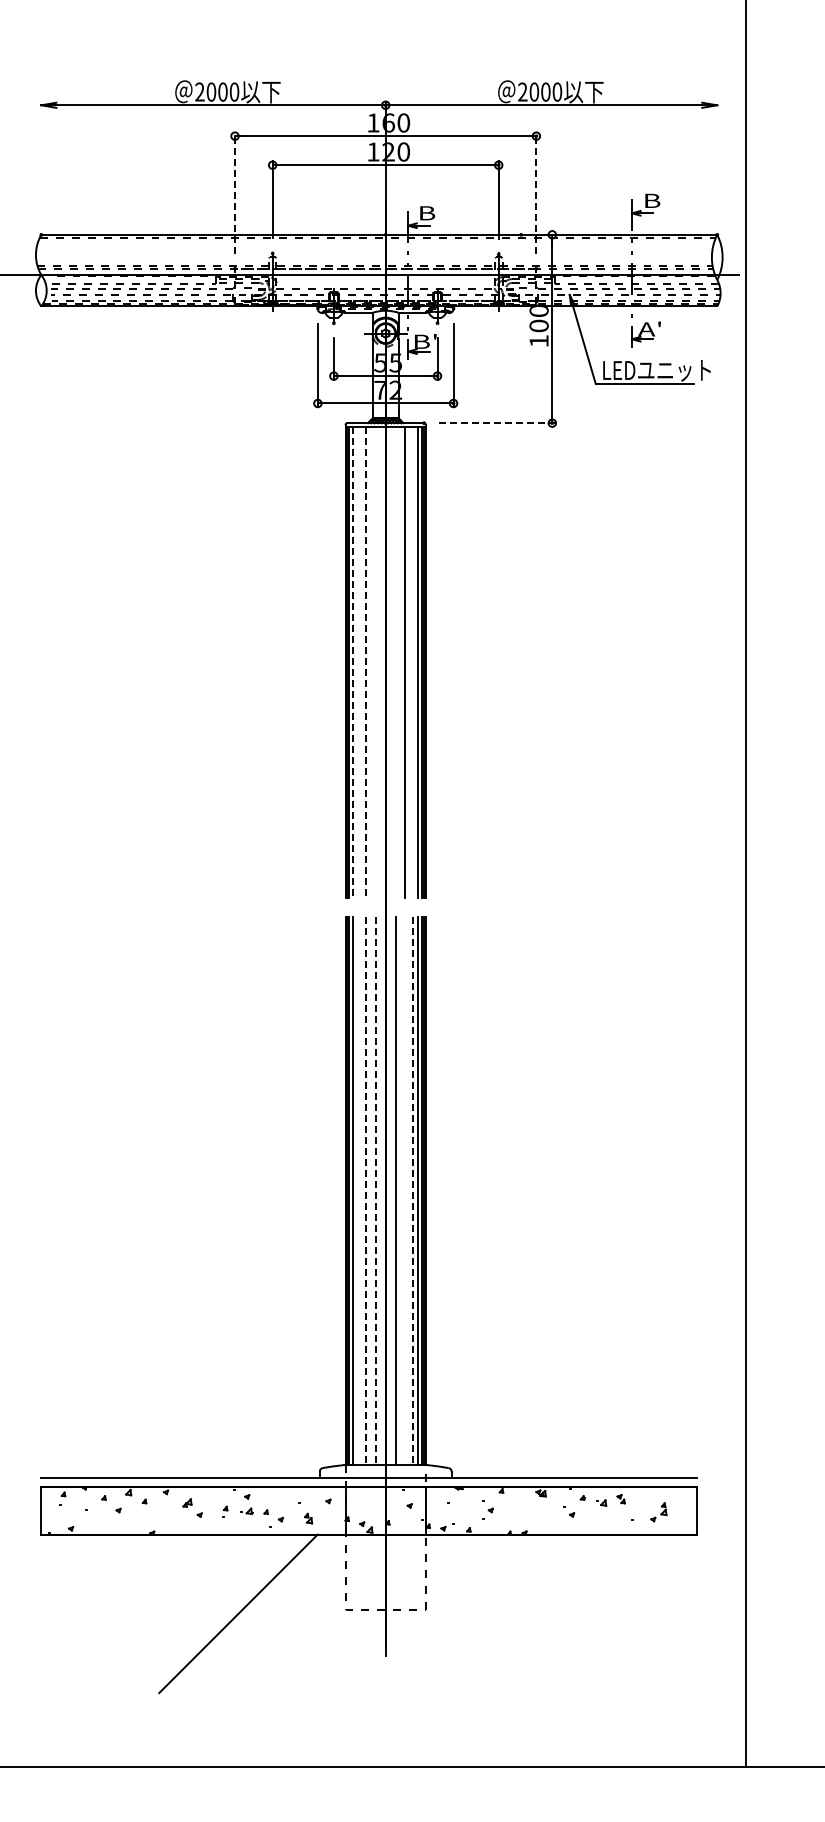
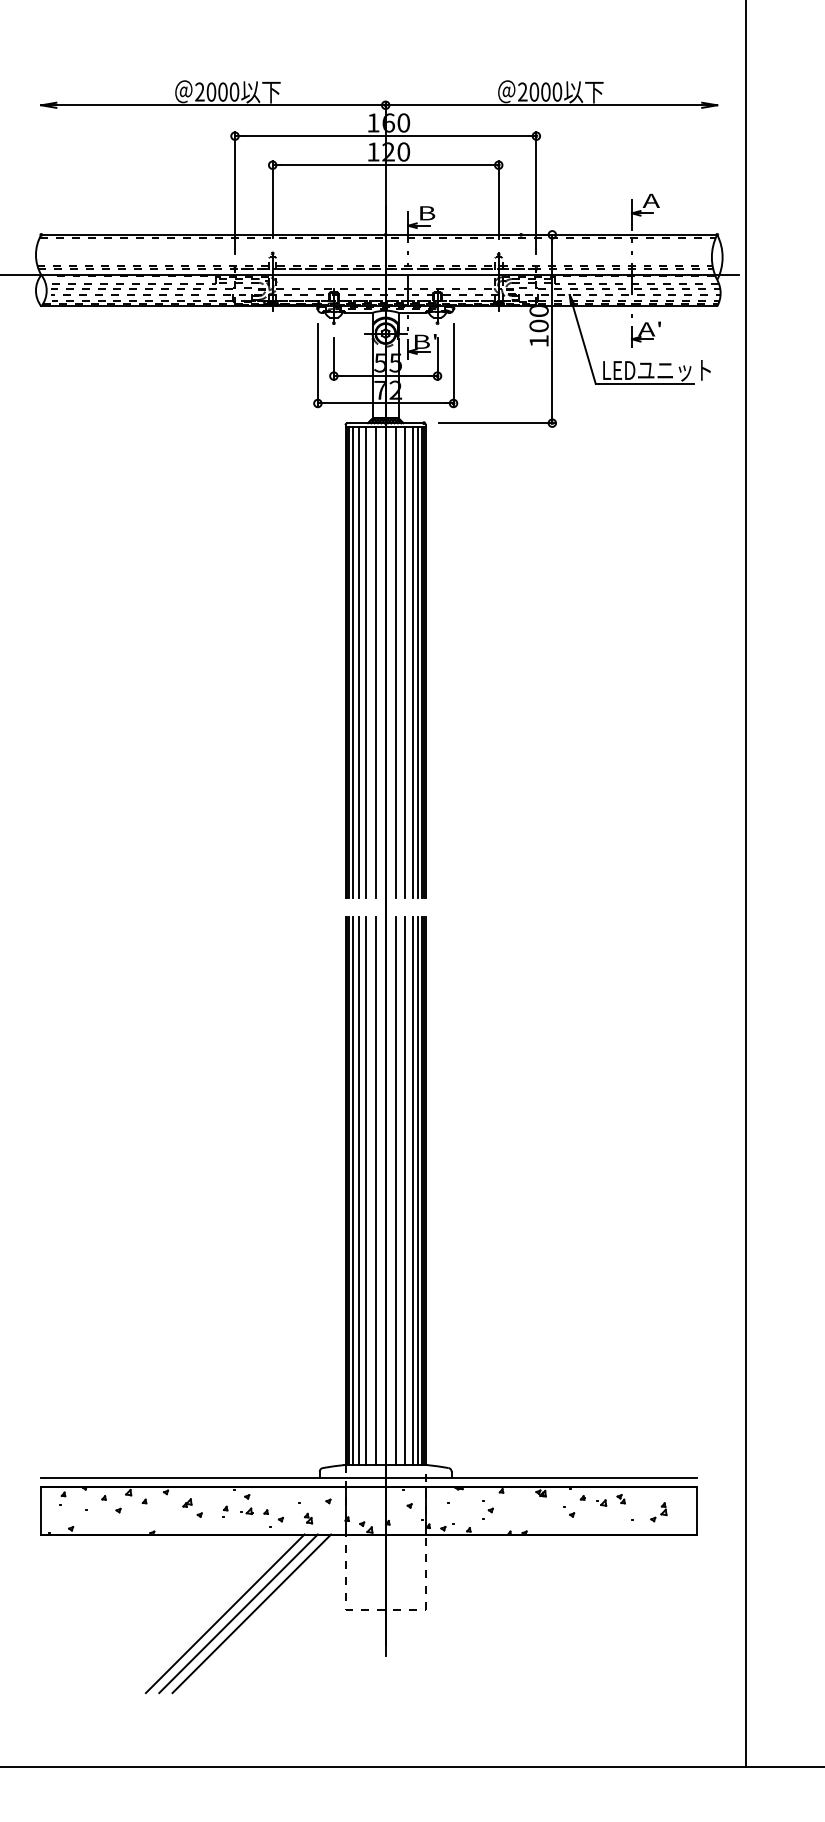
line: dashed -> solid (235, 193)
line: dashed -> solid (536, 193)
text: B -> A (651, 200)
line: dashed -> solid (498, 423)
line: dashed -> solid (353, 662)
line: none -> present (358, 662)
line: dashed -> solid (366, 662)
line: none -> present (375, 662)
line: none -> present (395, 662)
line: none -> present (412, 662)
line: none -> present (358, 1191)
line: dashed -> solid (366, 1191)
line: dashed -> solid (375, 1191)
line: none -> present (405, 1191)
line: dashed -> solid (412, 1191)
line: none -> present (224, 1613)
line: none -> present (251, 1613)
